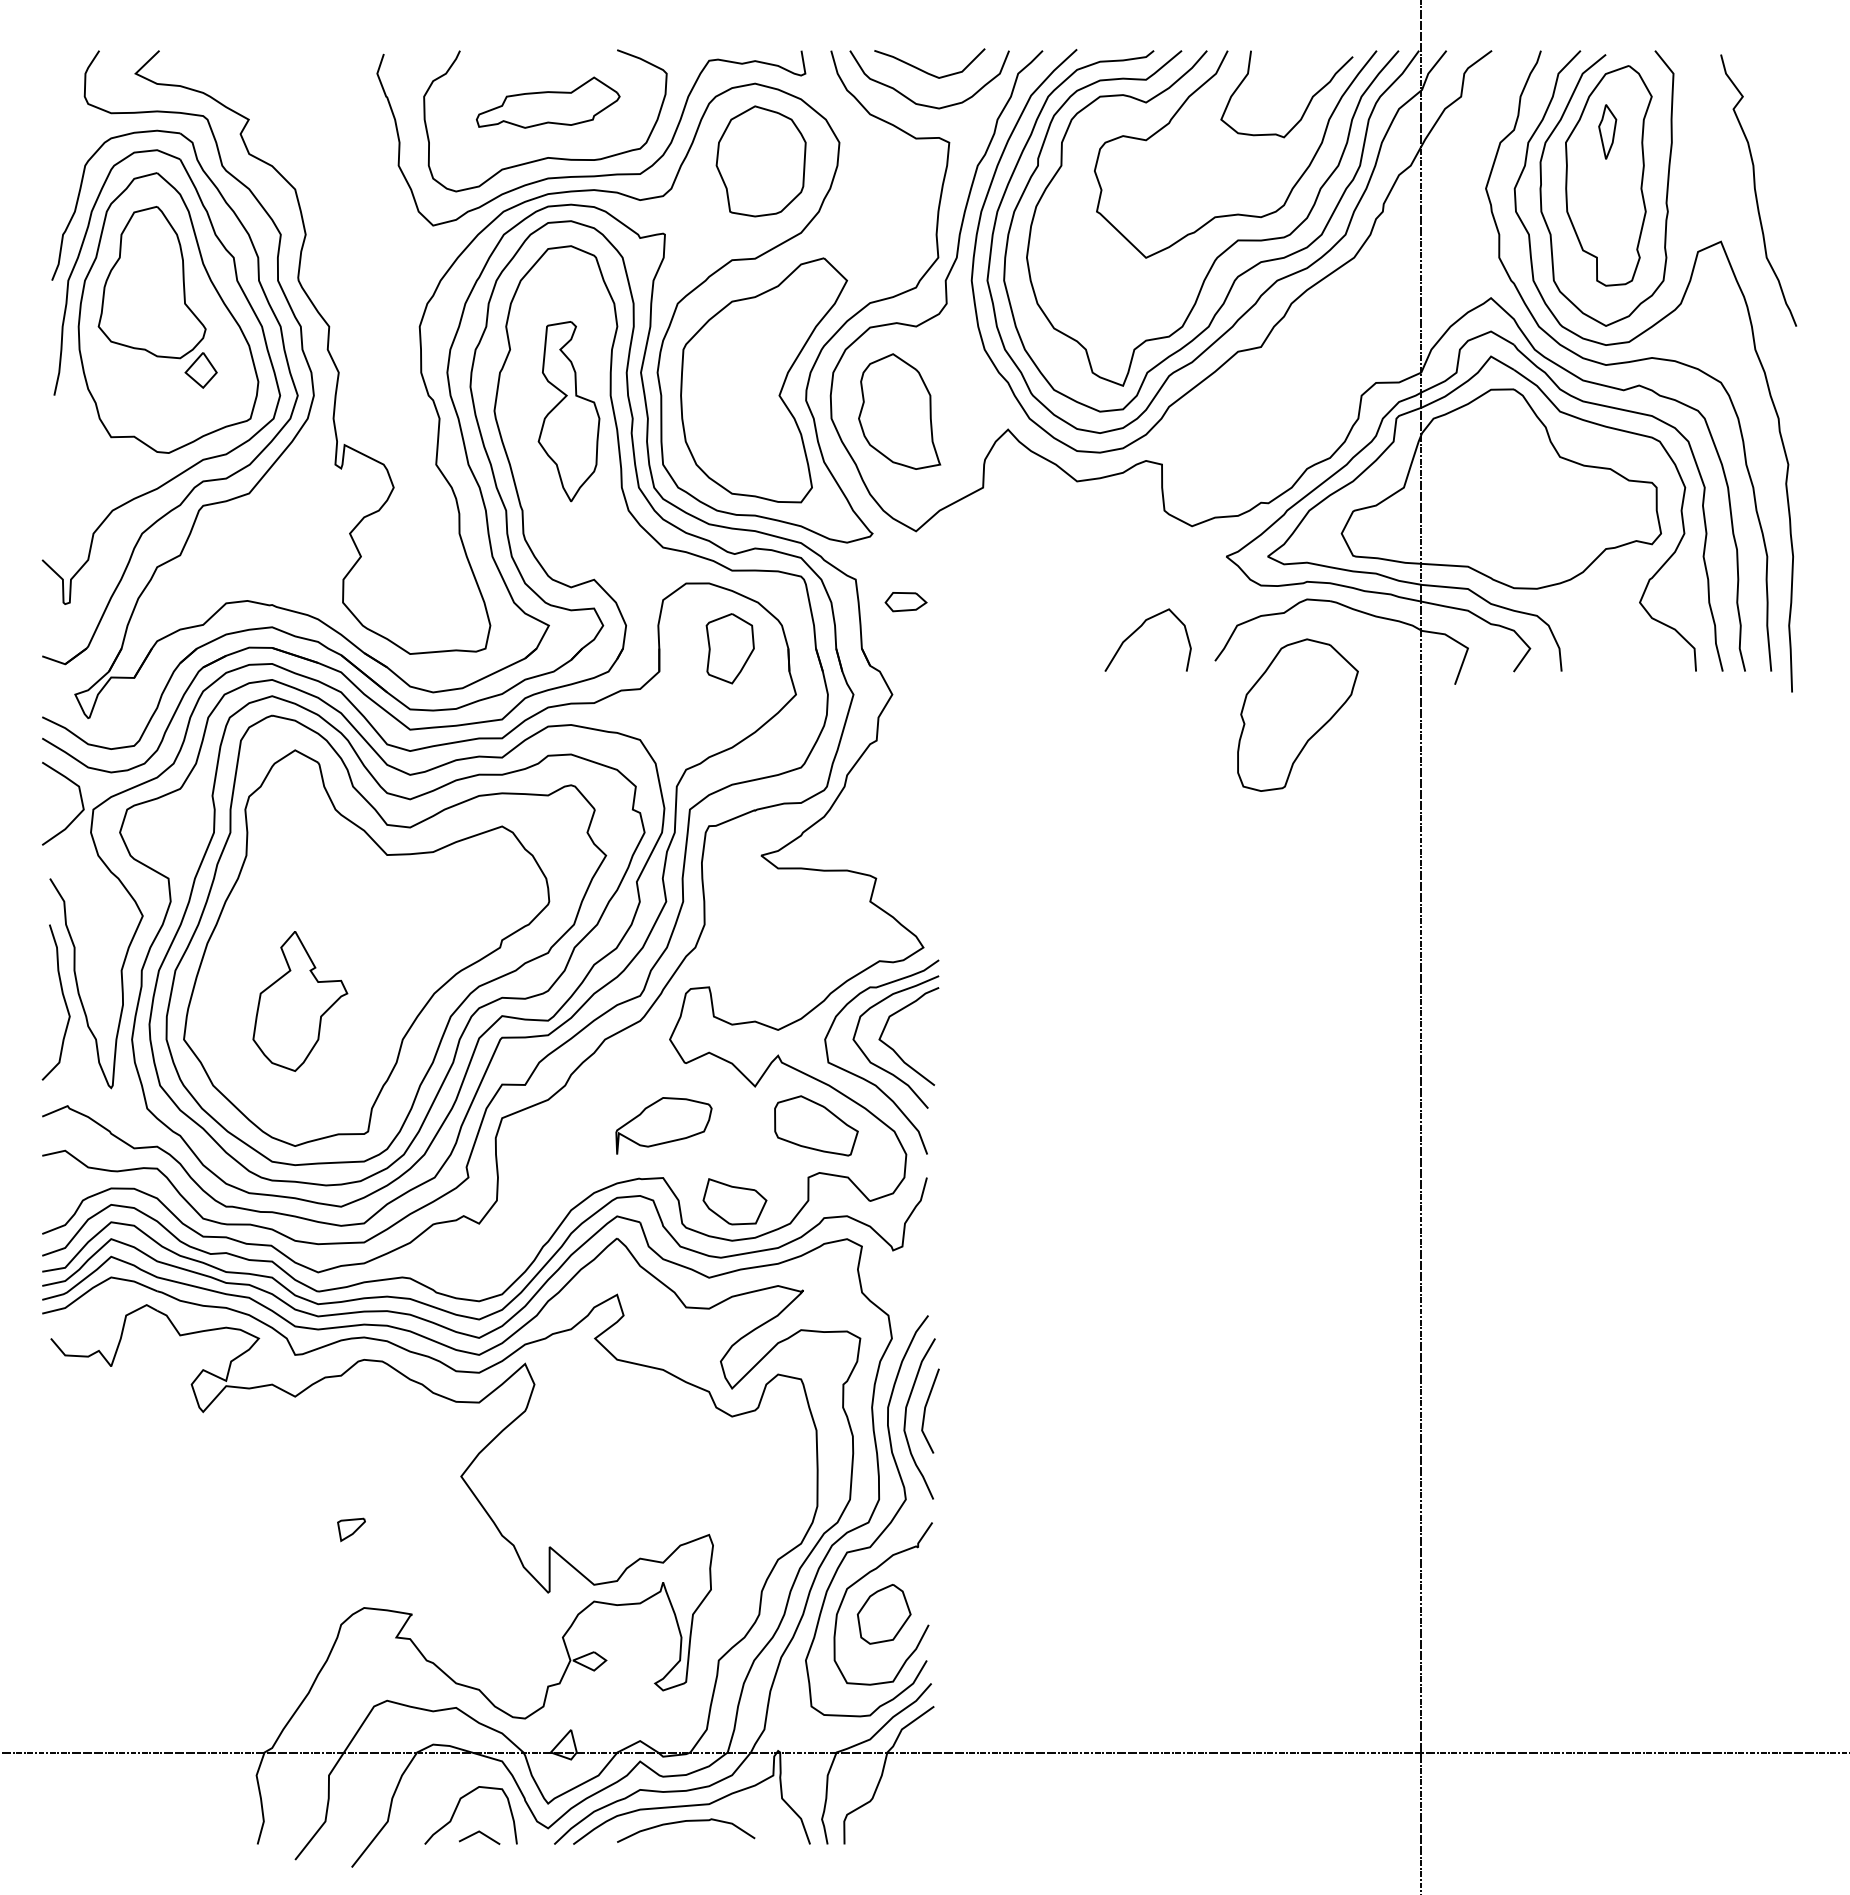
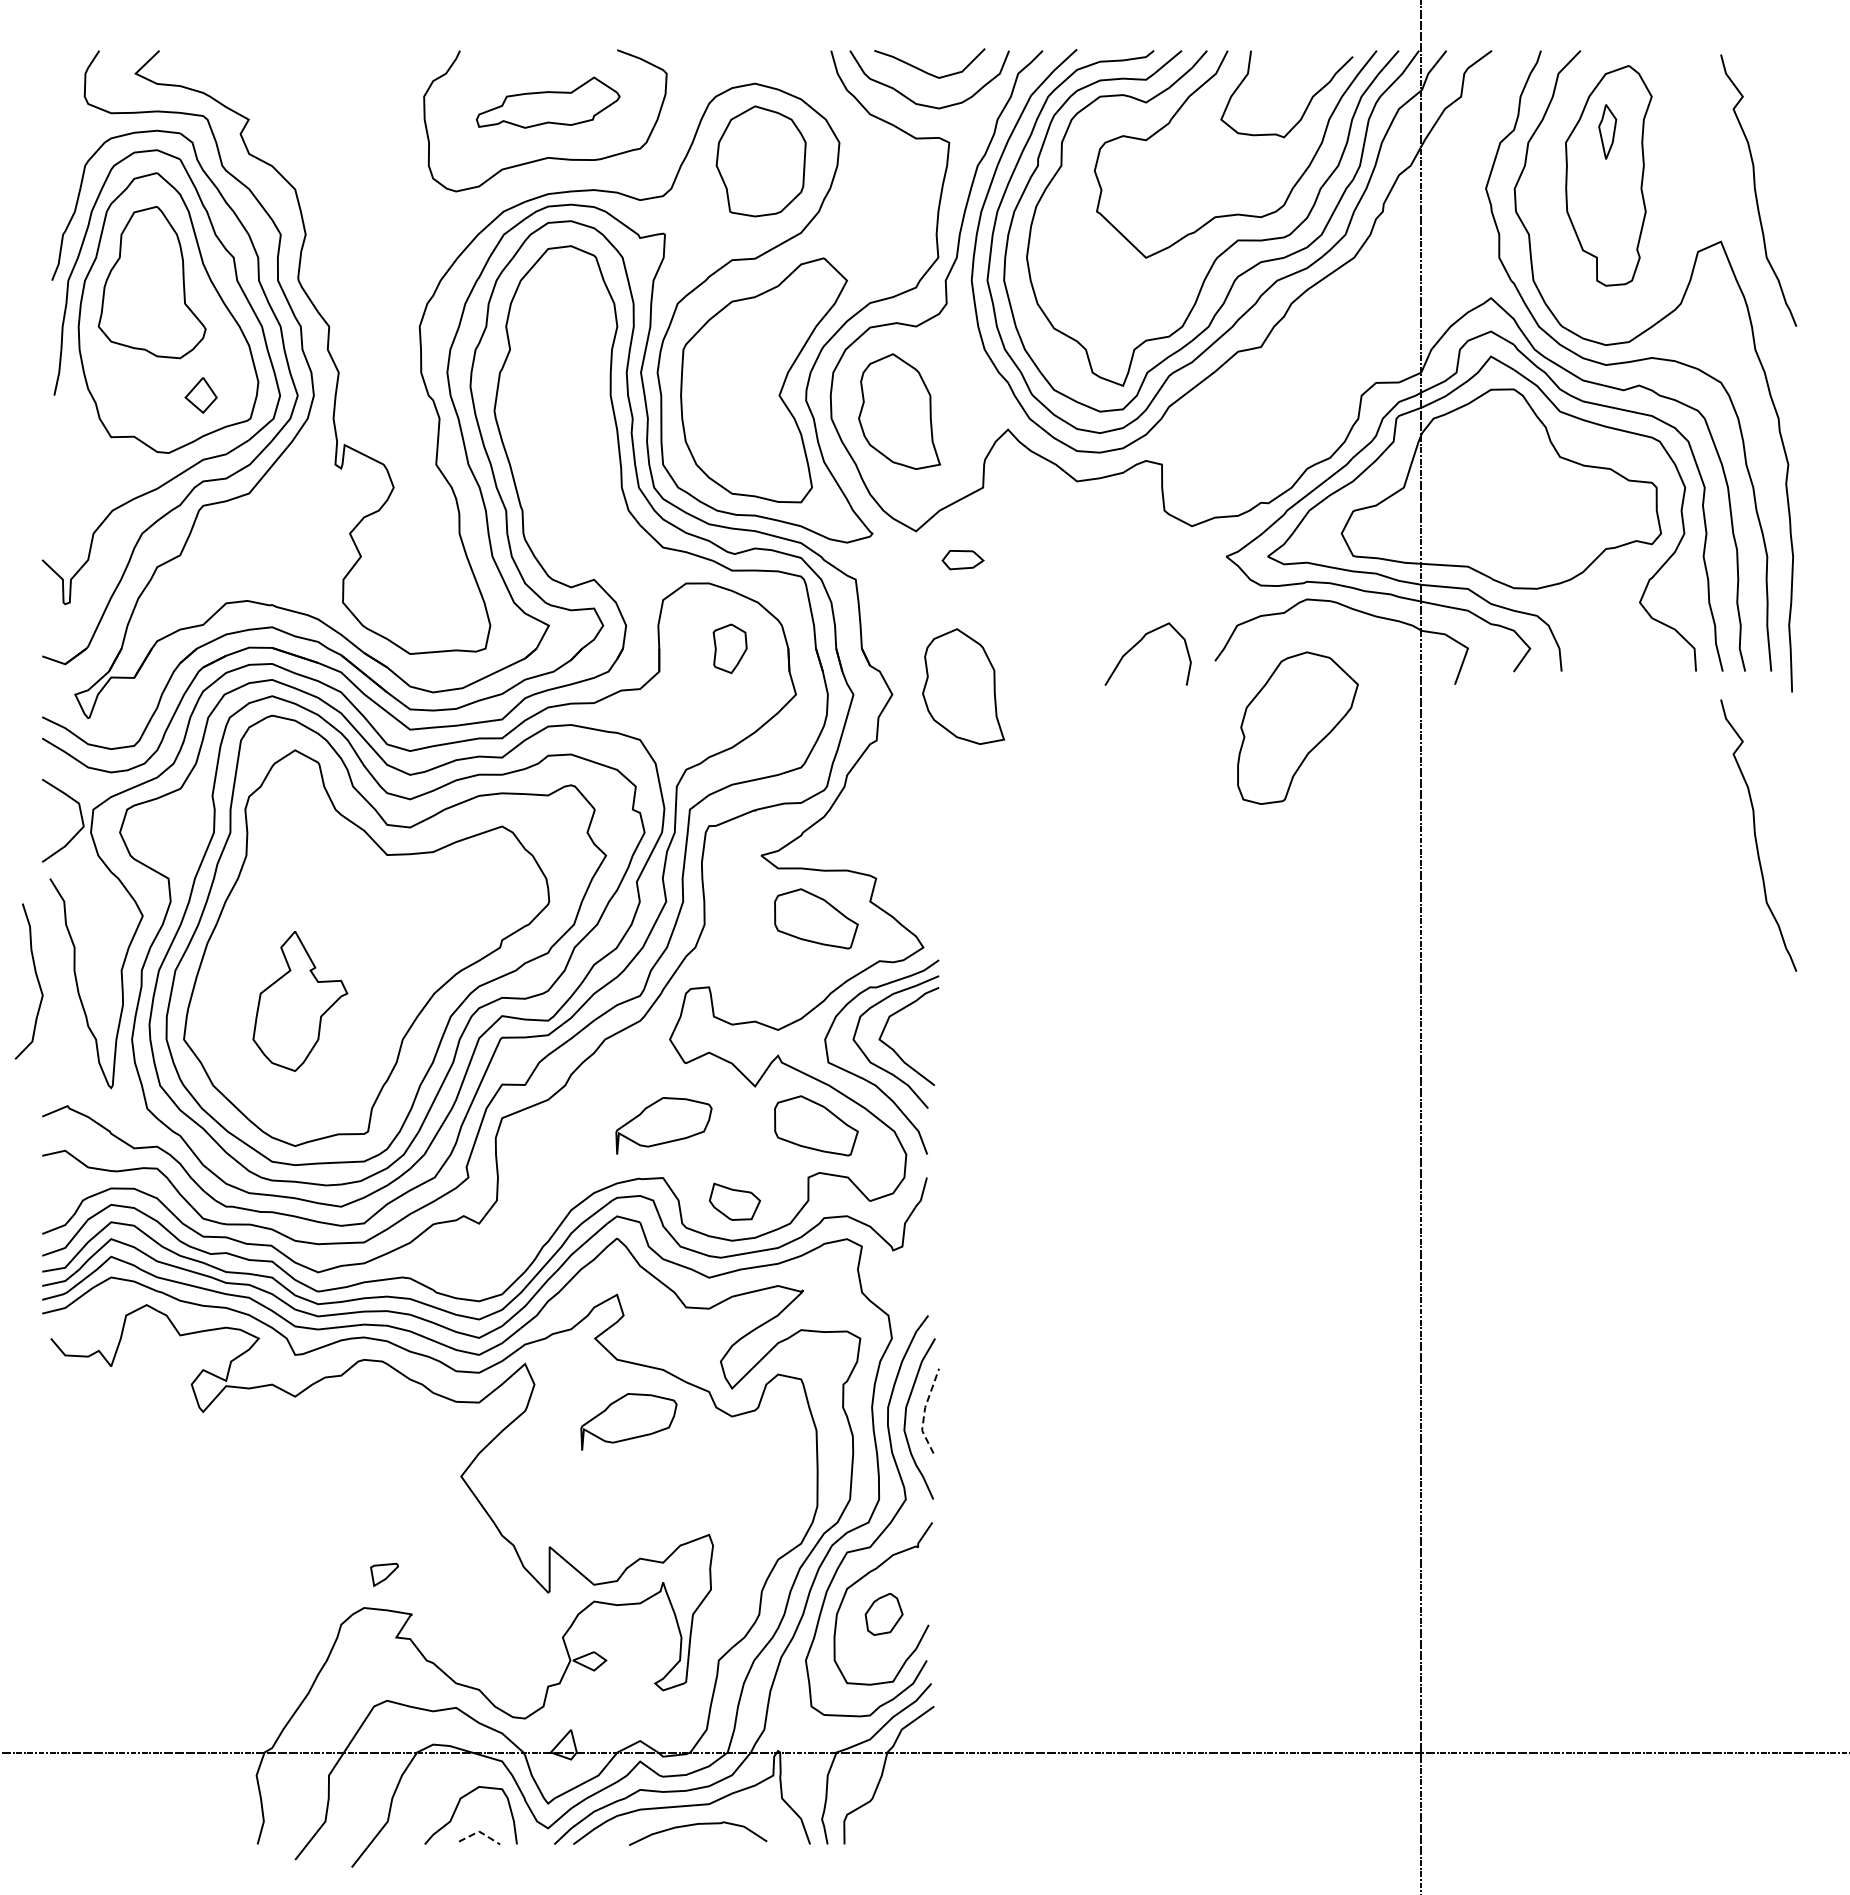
curve: present -> none (591, 175)
curve: present -> none (1666, 188)
part position: (200, 370) -> (200, 395) (200, 395)
part: present -> none (568, 411)
part position: (905, 602) -> (962, 560) (962, 560)
curve position: (1138, 629) -> (1138, 643) (1138, 643)
part size: 50x72 px -> 36x52 px (729, 648)
part: none -> present (963, 686)
part position: (1297, 714) -> (1297, 727) (1297, 727)
curve position: (80, 799) -> (80, 816) (80, 816)
curve: none -> present (1756, 835)
part: none -> present (816, 918)
curve position: (63, 999) -> (36, 978) (36, 978)
part size: 66x48 px -> 53x39 px (735, 1201)
line: solid -> dashed (924, 1411)
part: none -> present (628, 1421)
part position: (351, 1529) -> (384, 1574) (384, 1574)
part size: 56x61 px -> 40x43 px (883, 1614)
curve position: (684, 1822) -> (696, 1825) (696, 1825)
line: solid -> dashed (480, 1831)
